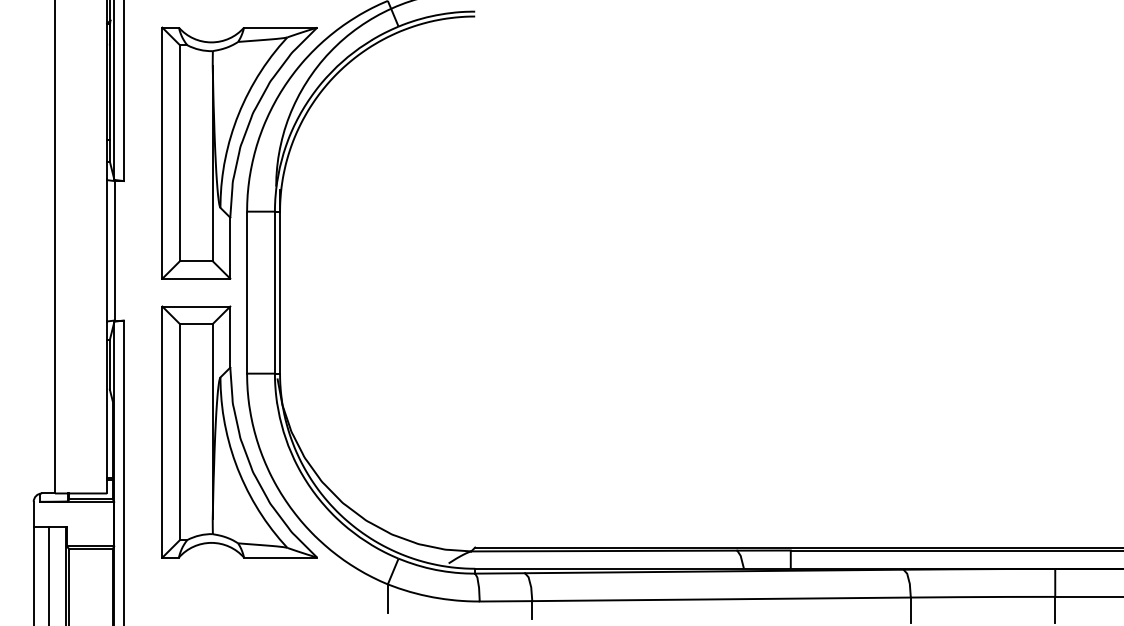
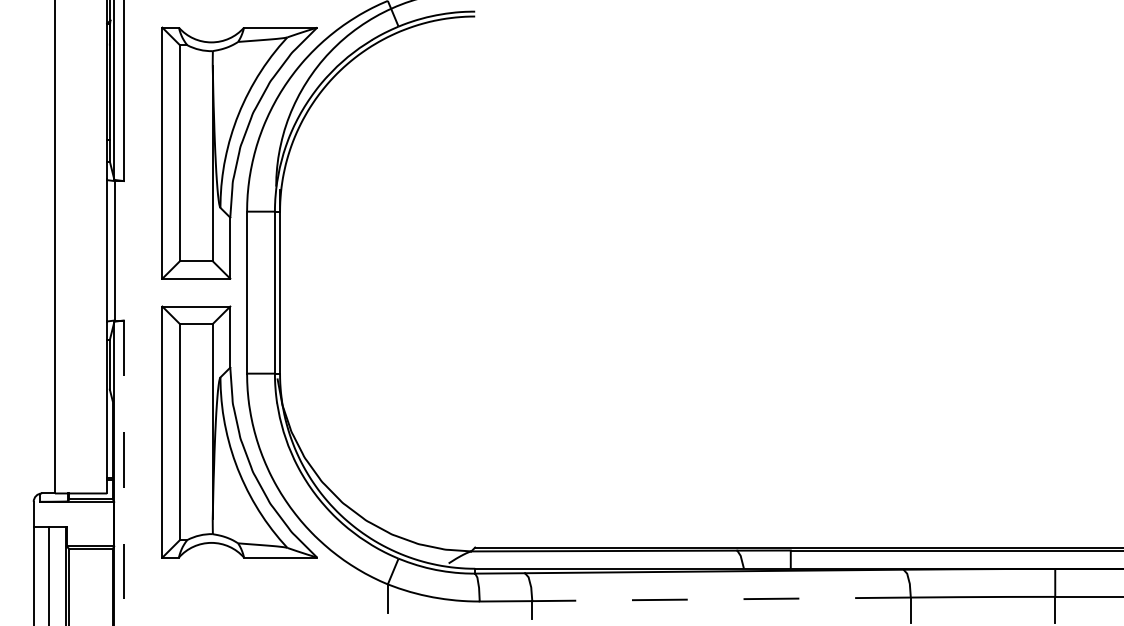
line: solid -> dashed (123, 473)
line: solid -> dashed (721, 599)
